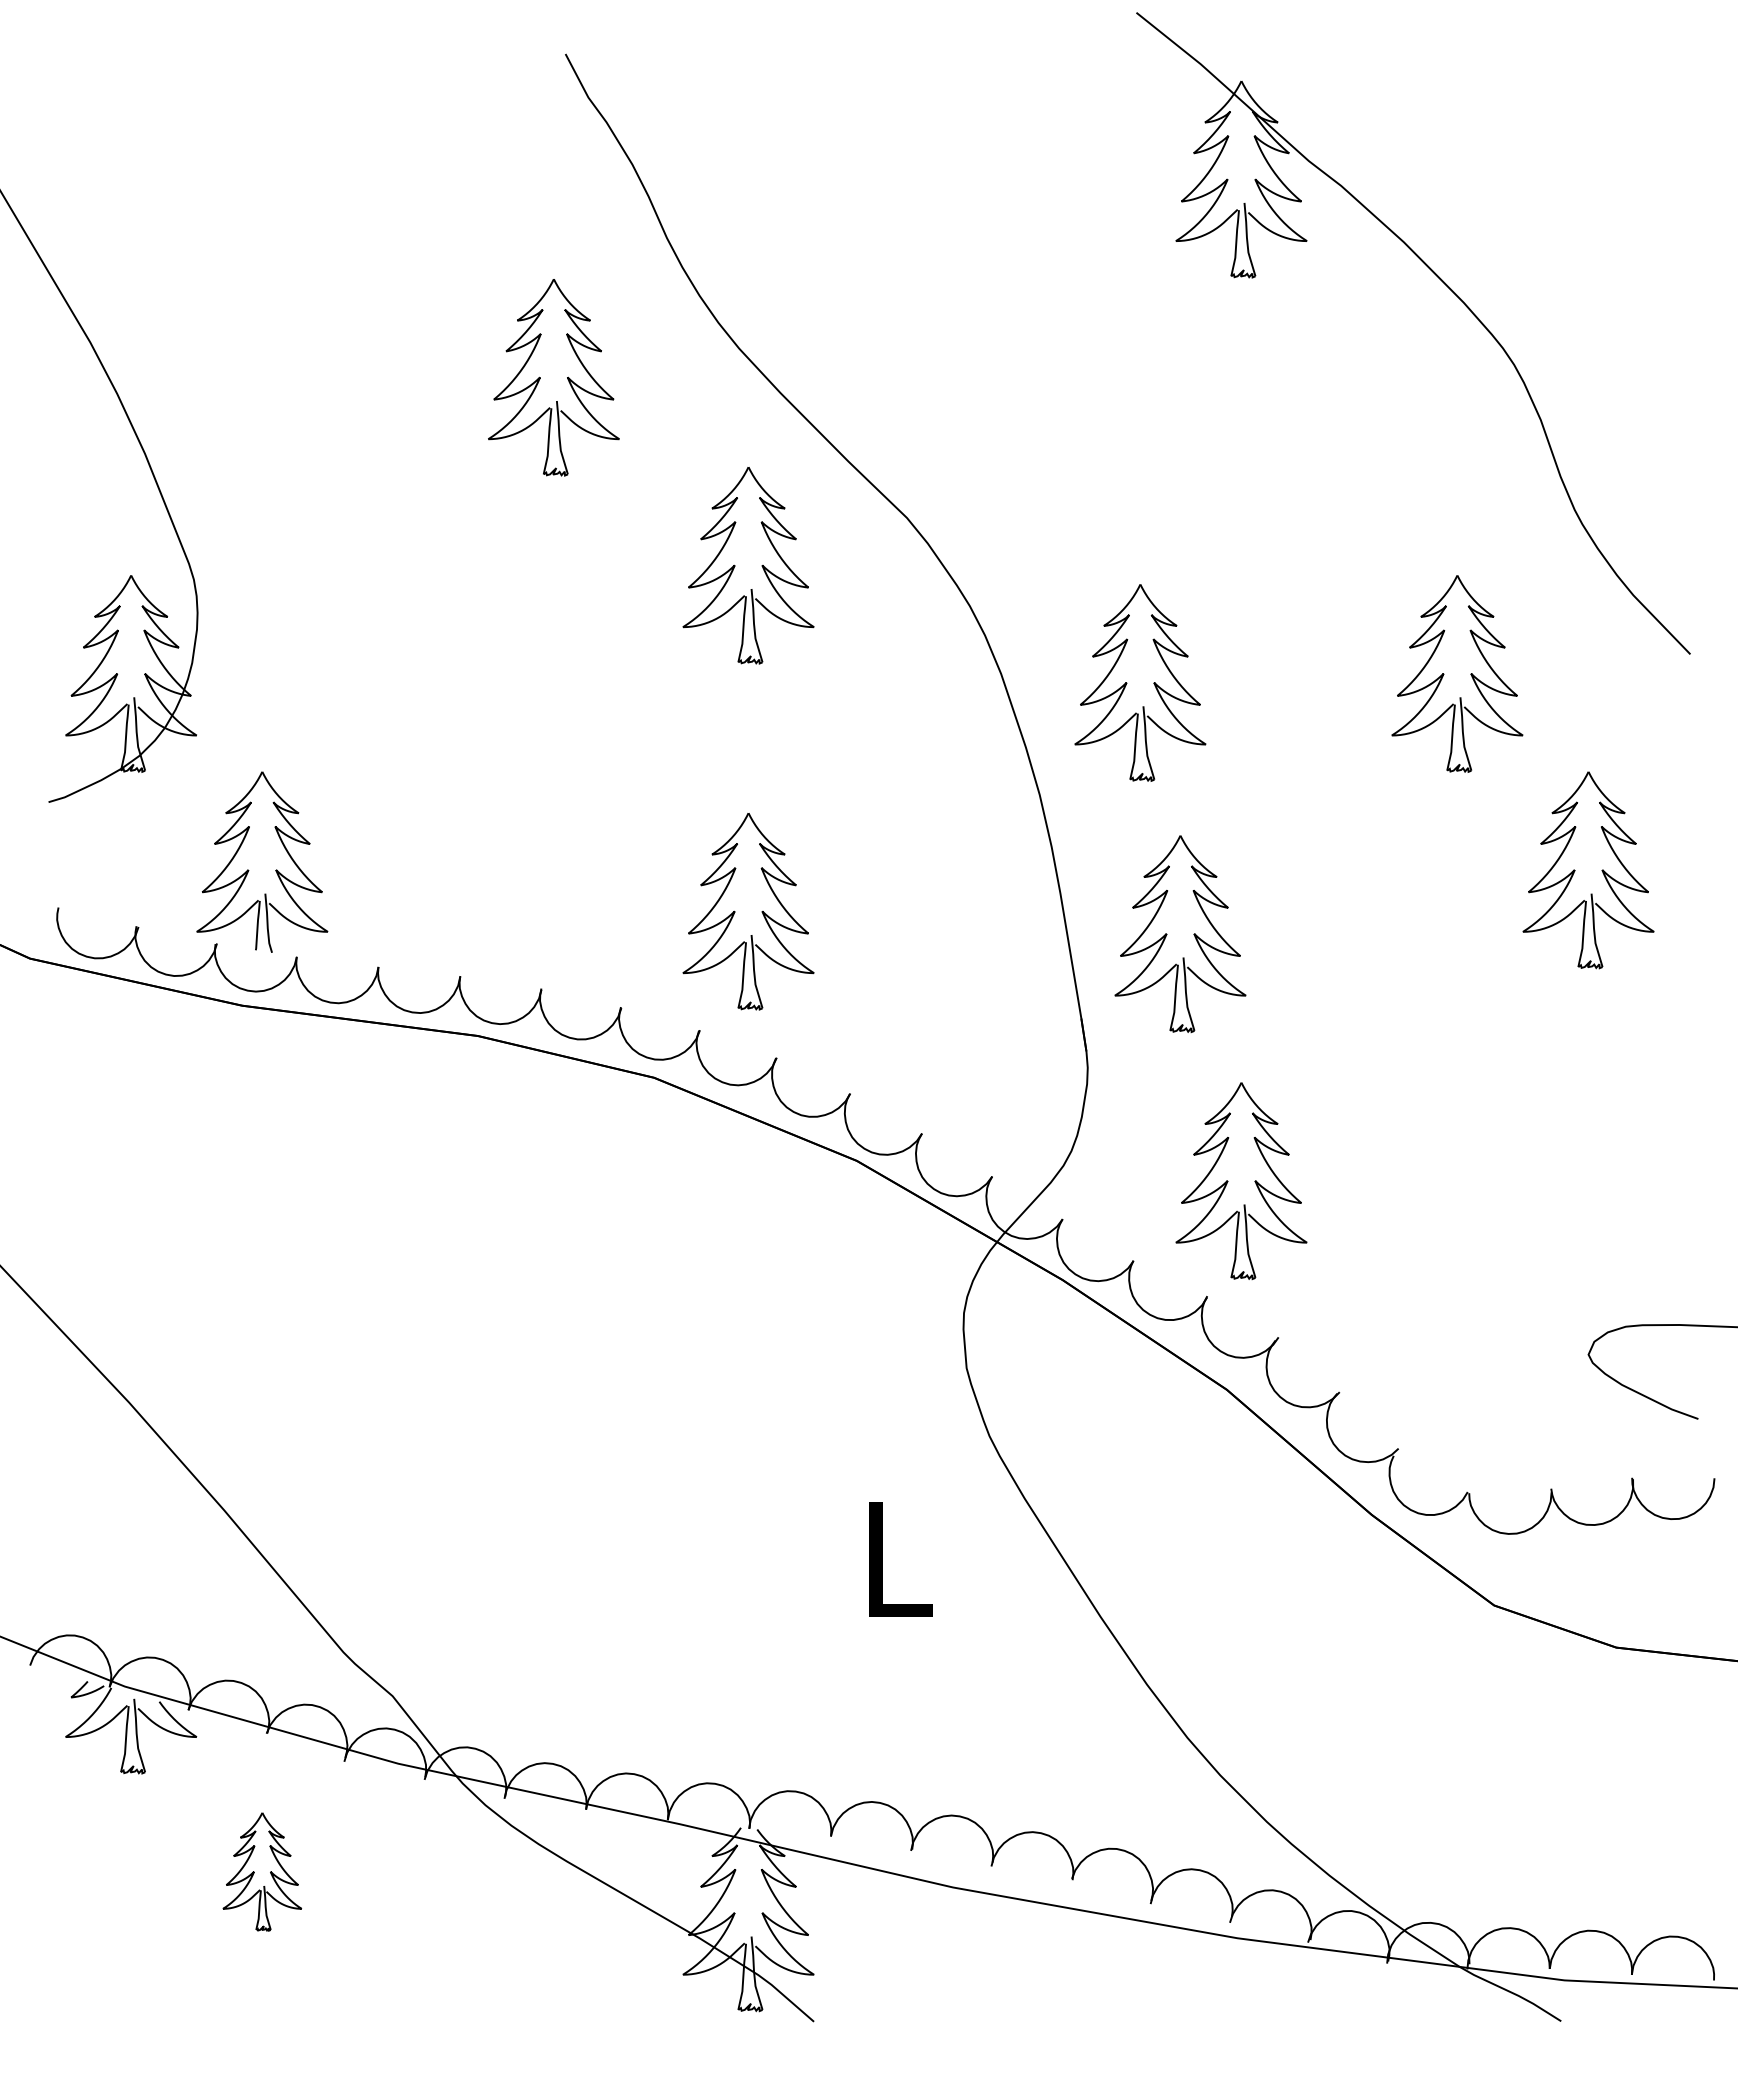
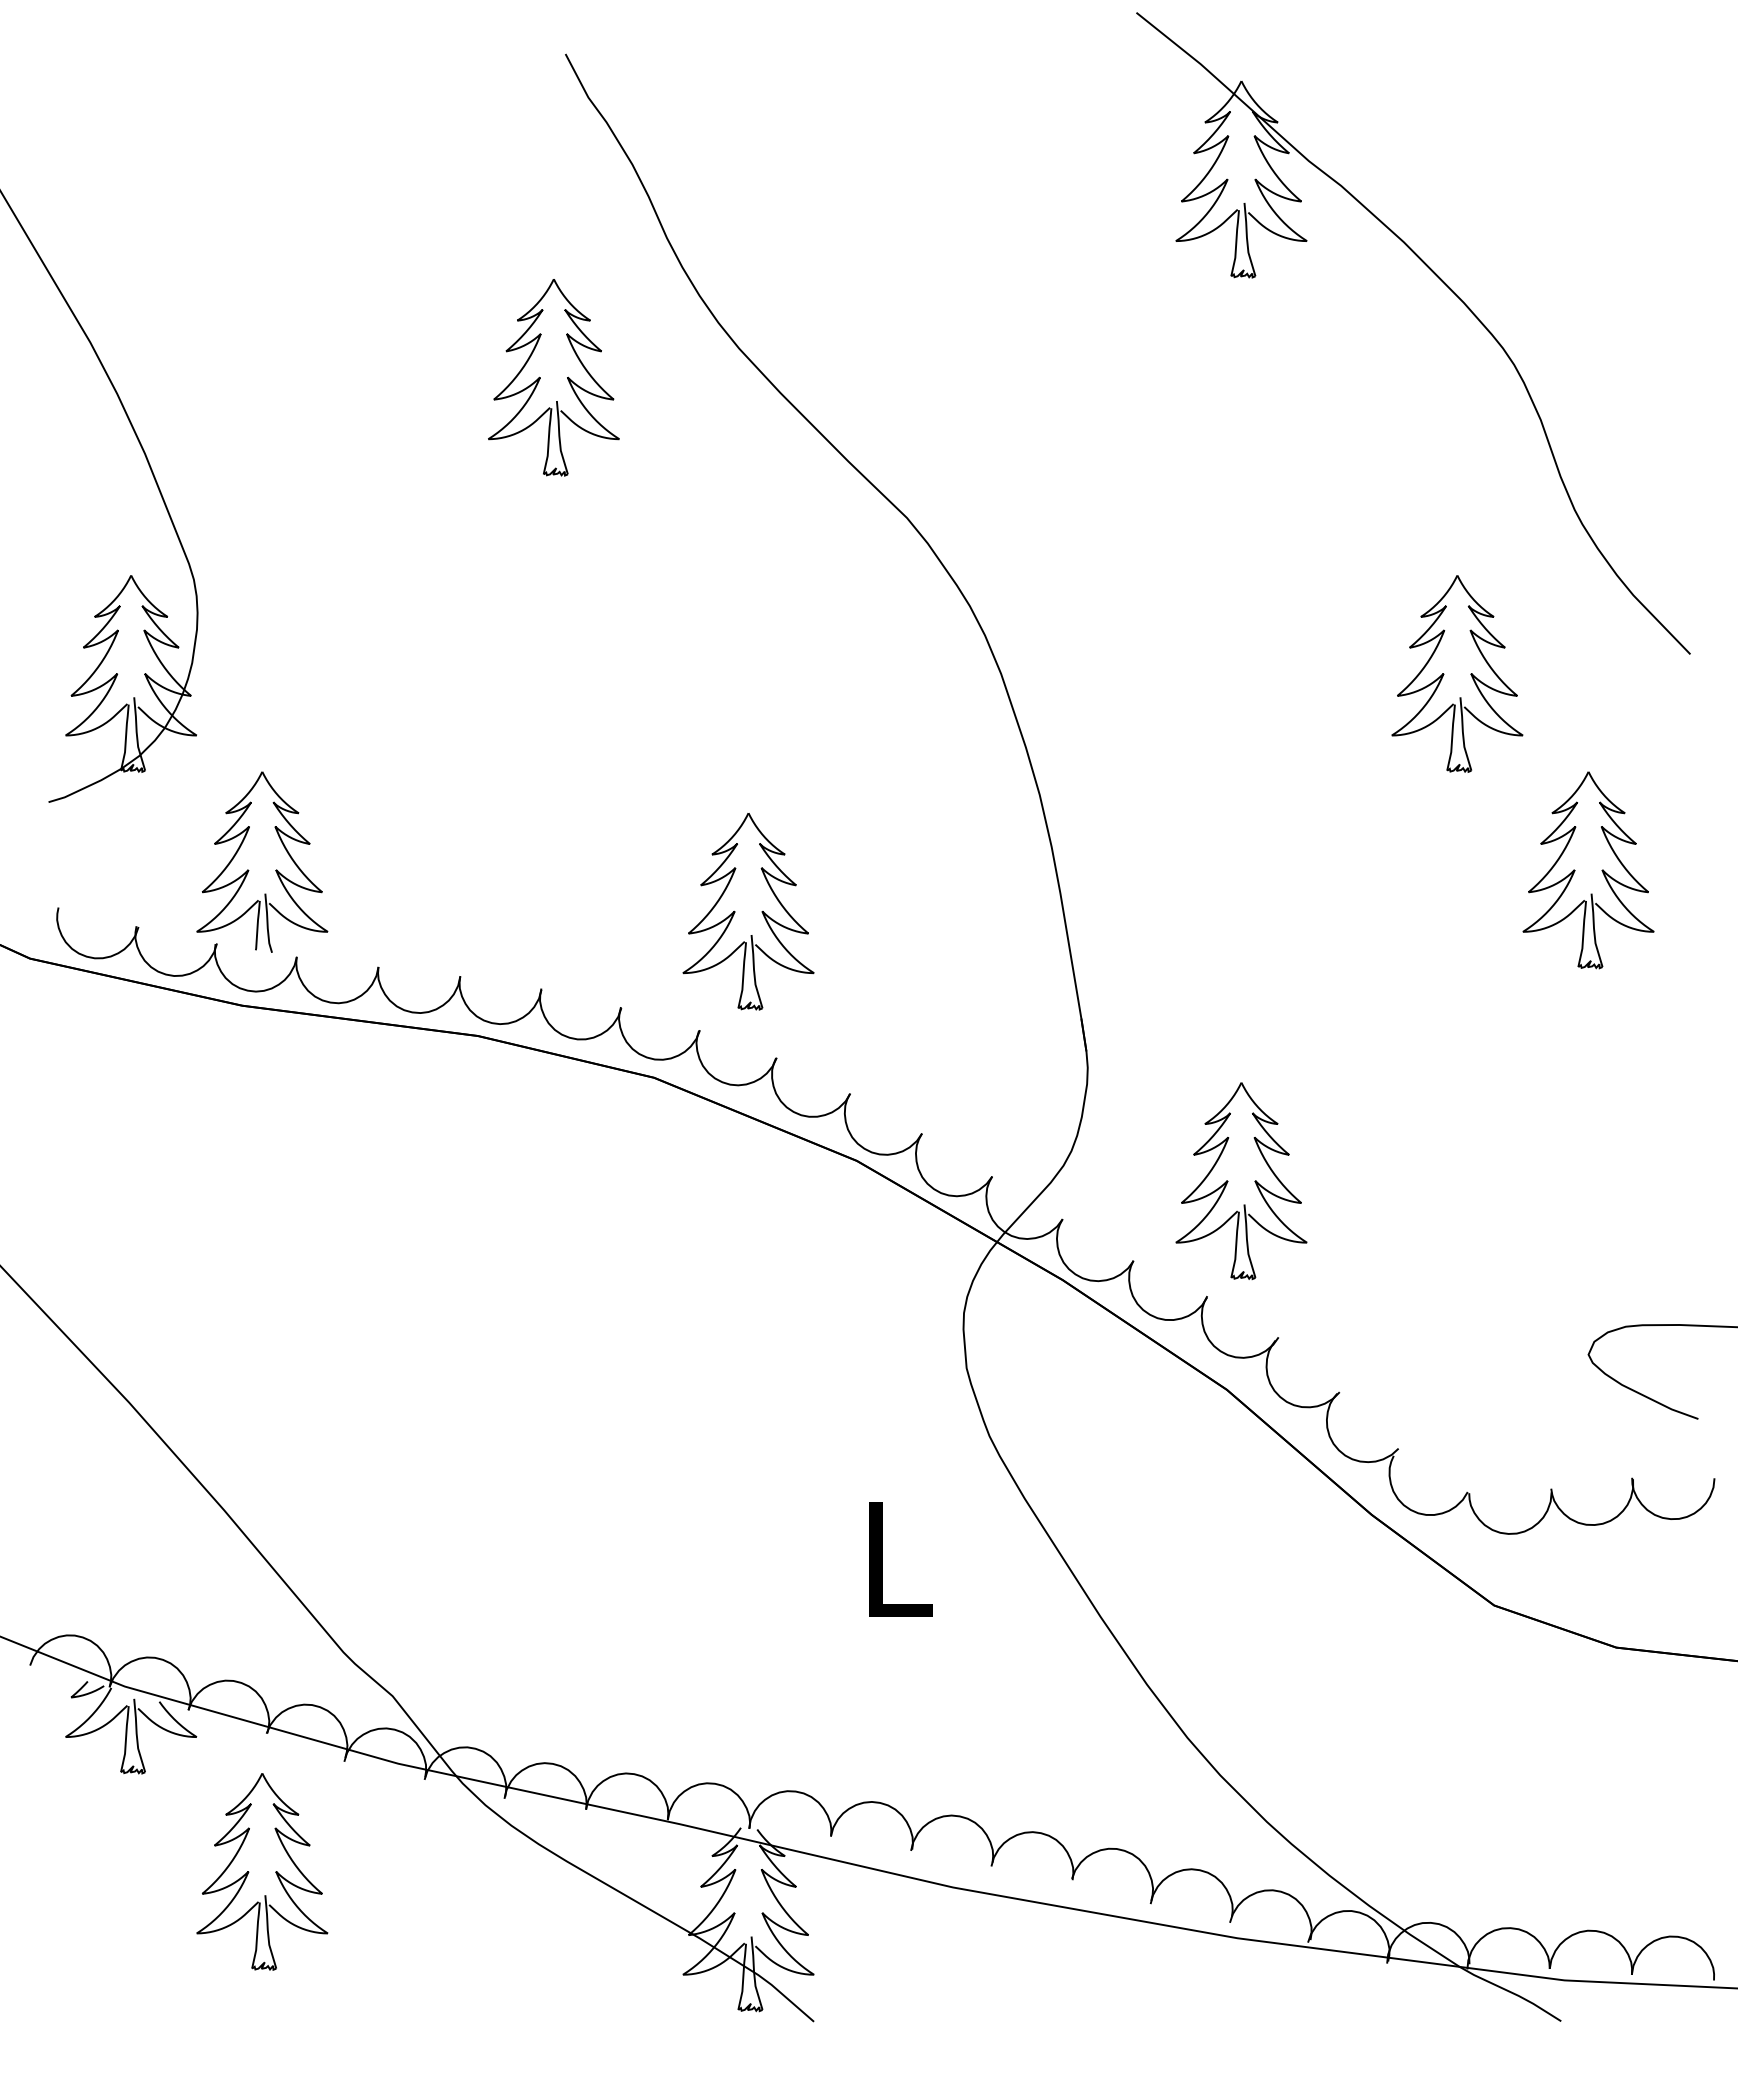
part: present -> none (735, 565)
part: present -> none (1140, 682)
part: present -> none (1167, 934)
part size: 81x120 px -> 133x198 px (262, 1871)
